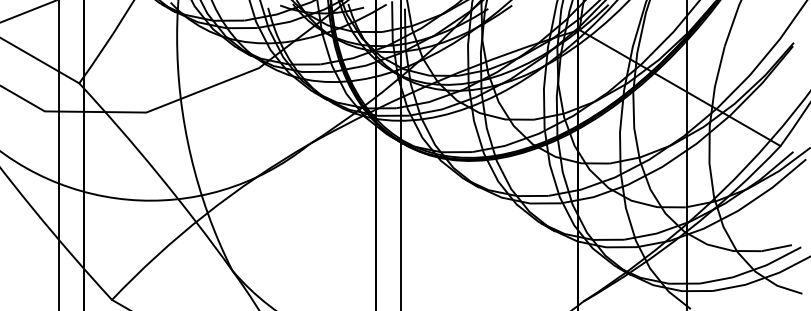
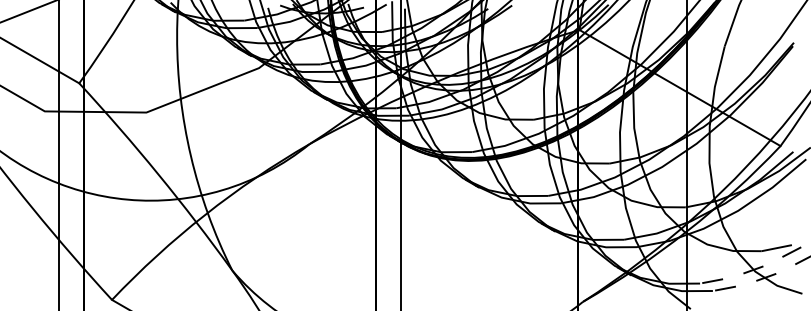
line: solid -> dashed (752, 270)
line: solid -> dashed (763, 278)
